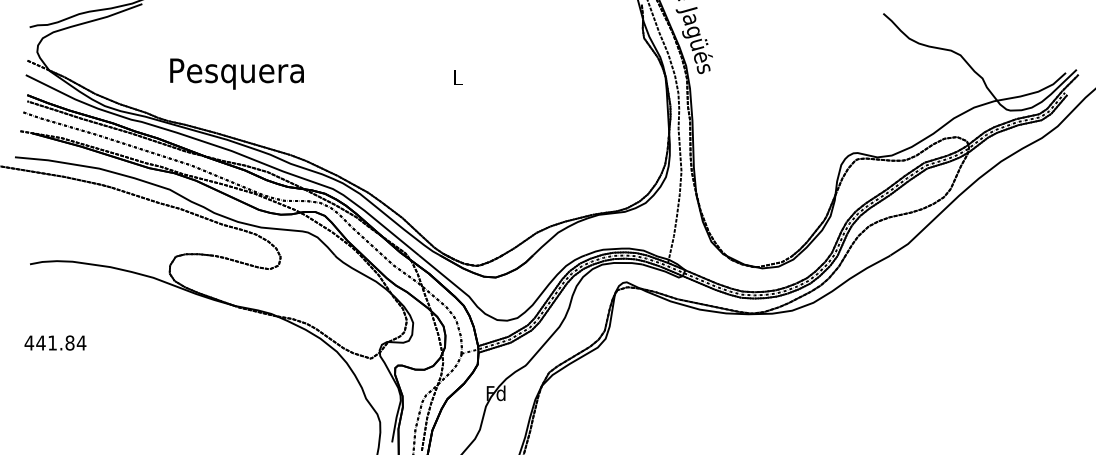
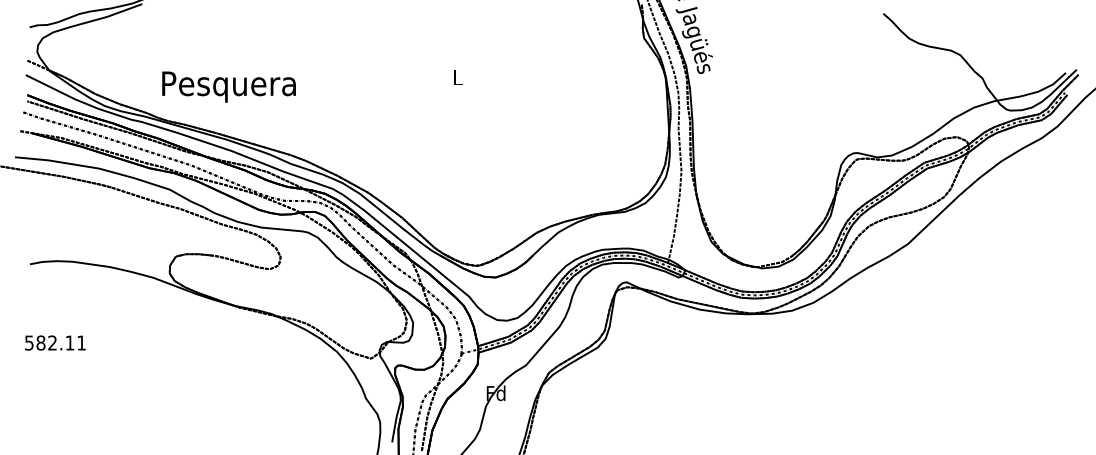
text position: (236, 73) -> (228, 86) (228, 86)
text: 441.84 -> 582.11 (55, 342)
